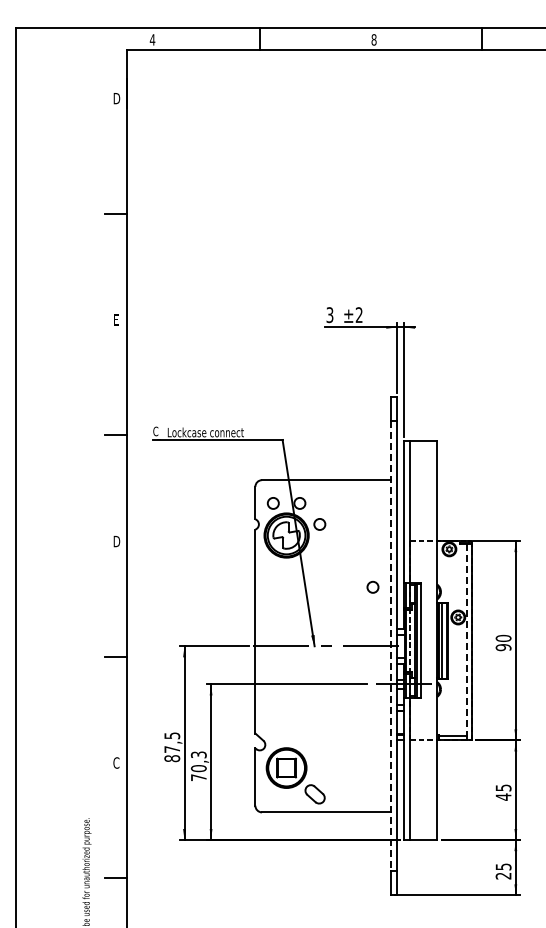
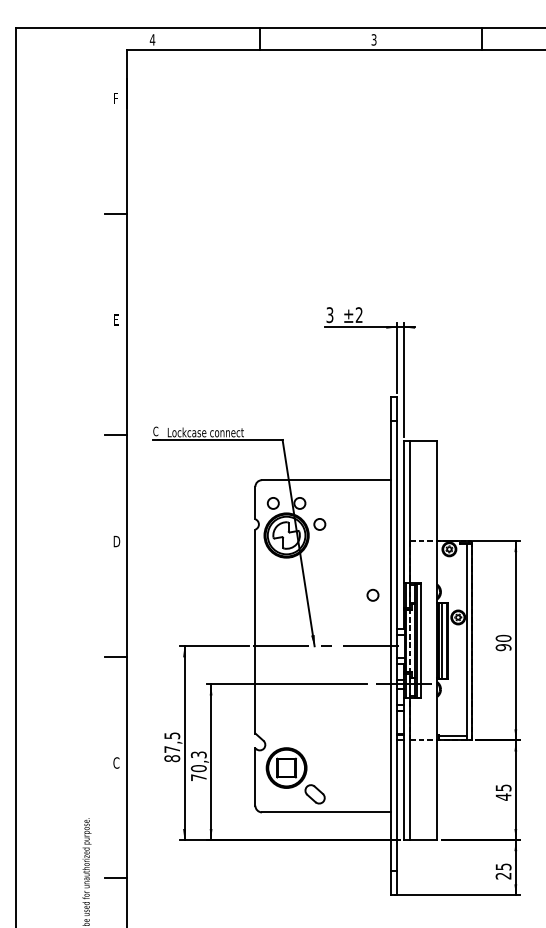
text: 8 -> 3 (373, 39)
text: D -> F (116, 98)
circle position: (372, 586) -> (372, 594) (372, 594)
line: dashed -> solid (467, 640)
line: dashed -> solid (390, 646)
